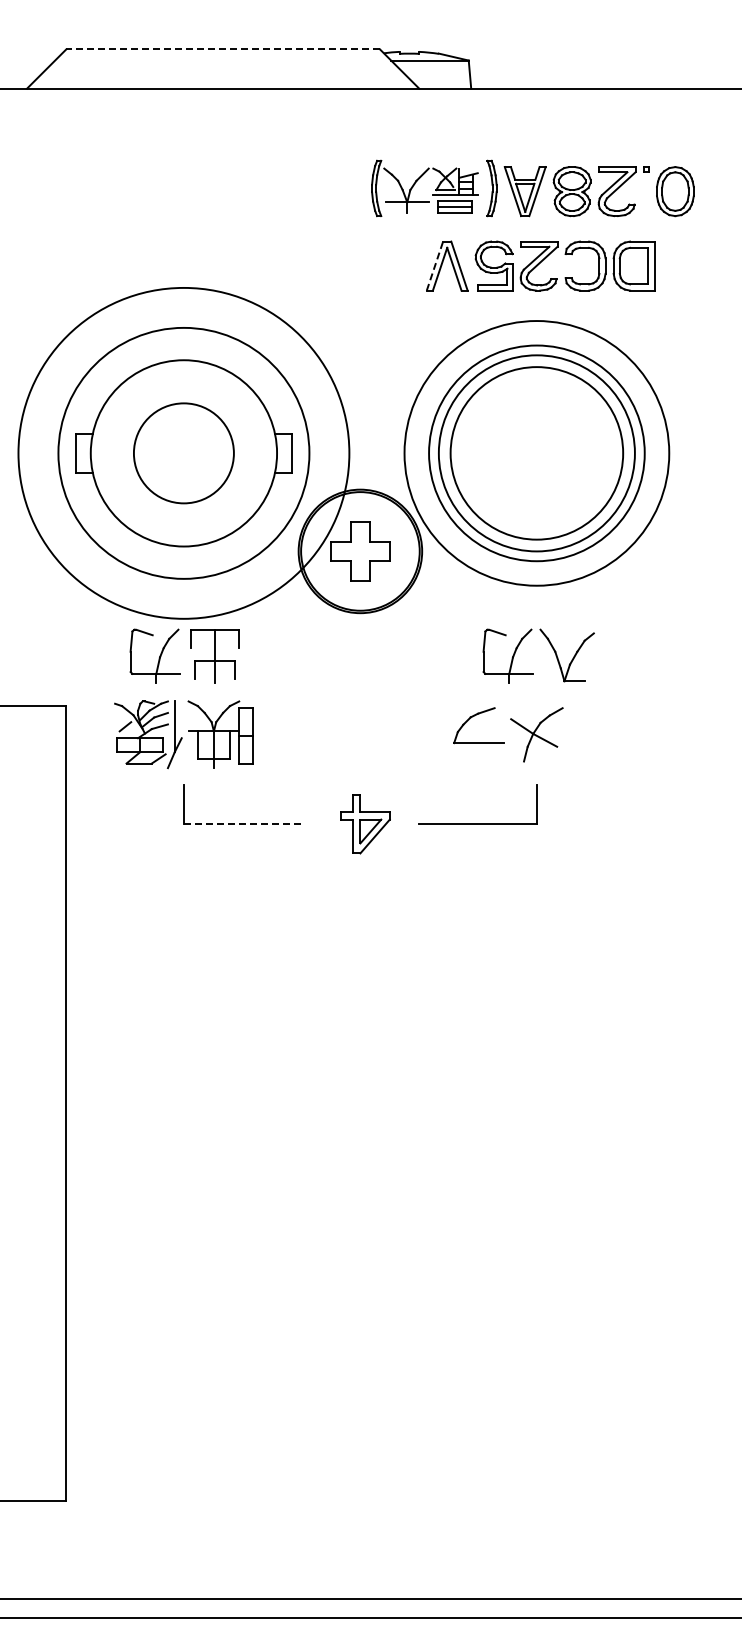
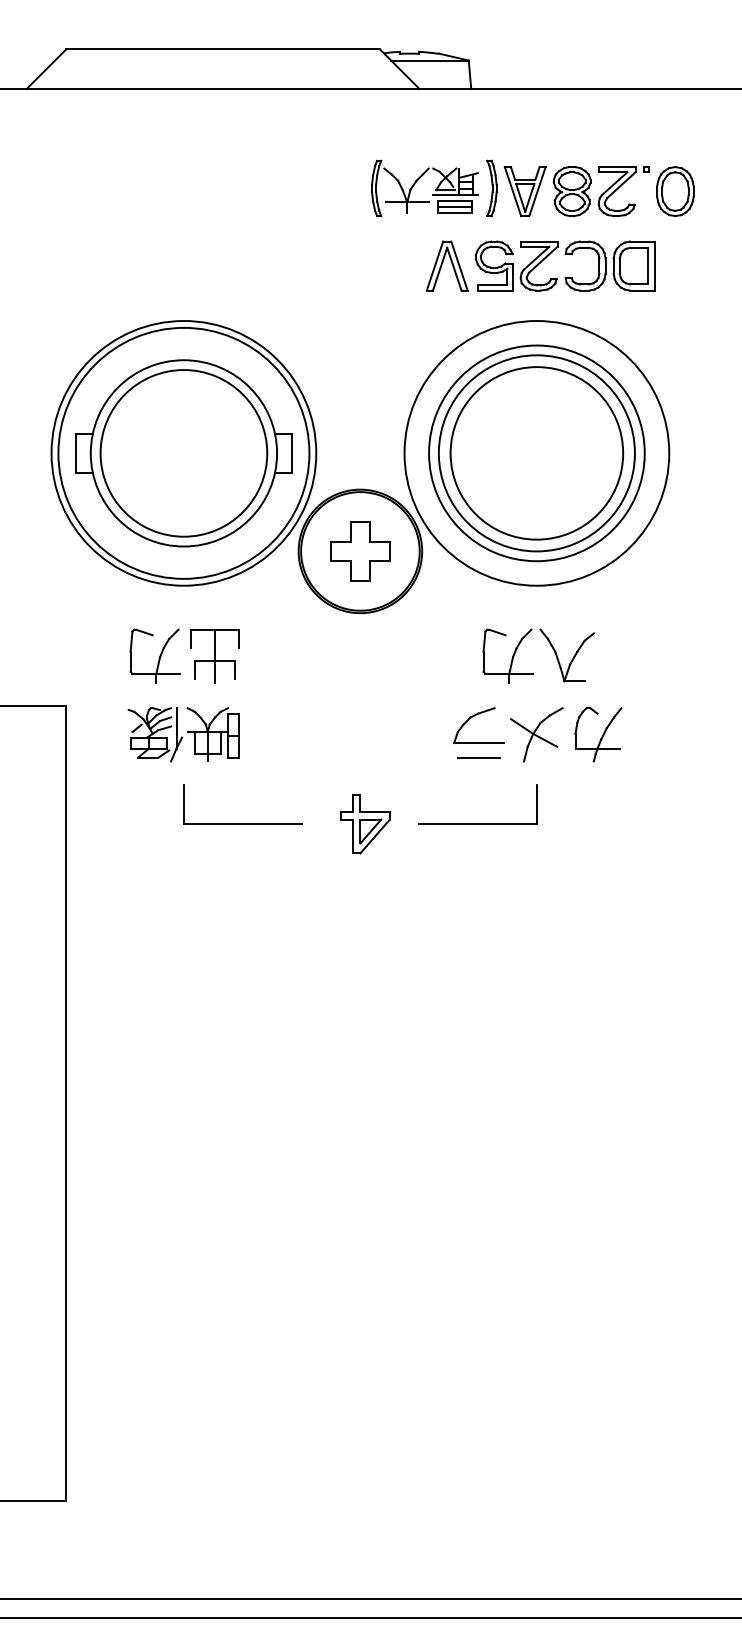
line: dashed -> solid (223, 49)
line: dashed -> solid (434, 266)
circle diameter: 331 px -> 265 px (183, 453)
circle diameter: 100 px -> 167 px (183, 453)
part size: 140x70 px -> 113x56 px (183, 734)
part: none -> present (598, 734)
line: none -> present (478, 757)
line: dashed -> solid (242, 824)
